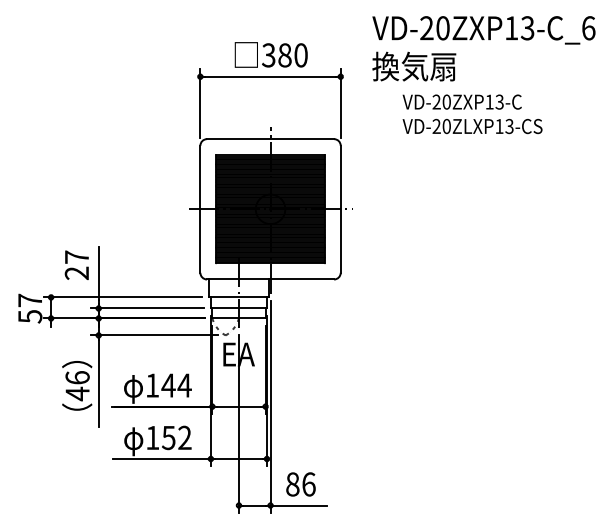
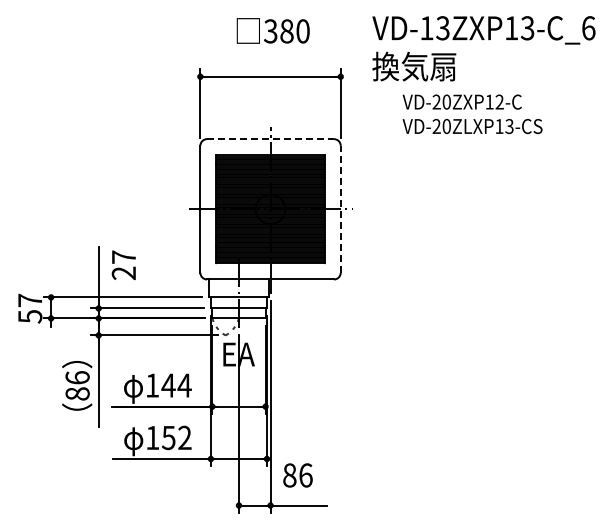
text: VD-20ZXP13-C_6 -> VD-13ZXP13-C_6 (434, 28)
text position: (270, 54) -> (272, 30) (272, 30)
text: VD-20ZXP13-C -> VD-20ZXP12-C (499, 102)
line: solid -> dashed (270, 139)
line: solid -> dashed (340, 209)
text position: (76, 264) -> (123, 264) (123, 264)
text: 46 -> 86 (77, 393)
text position: (300, 484) -> (297, 475) (297, 475)
